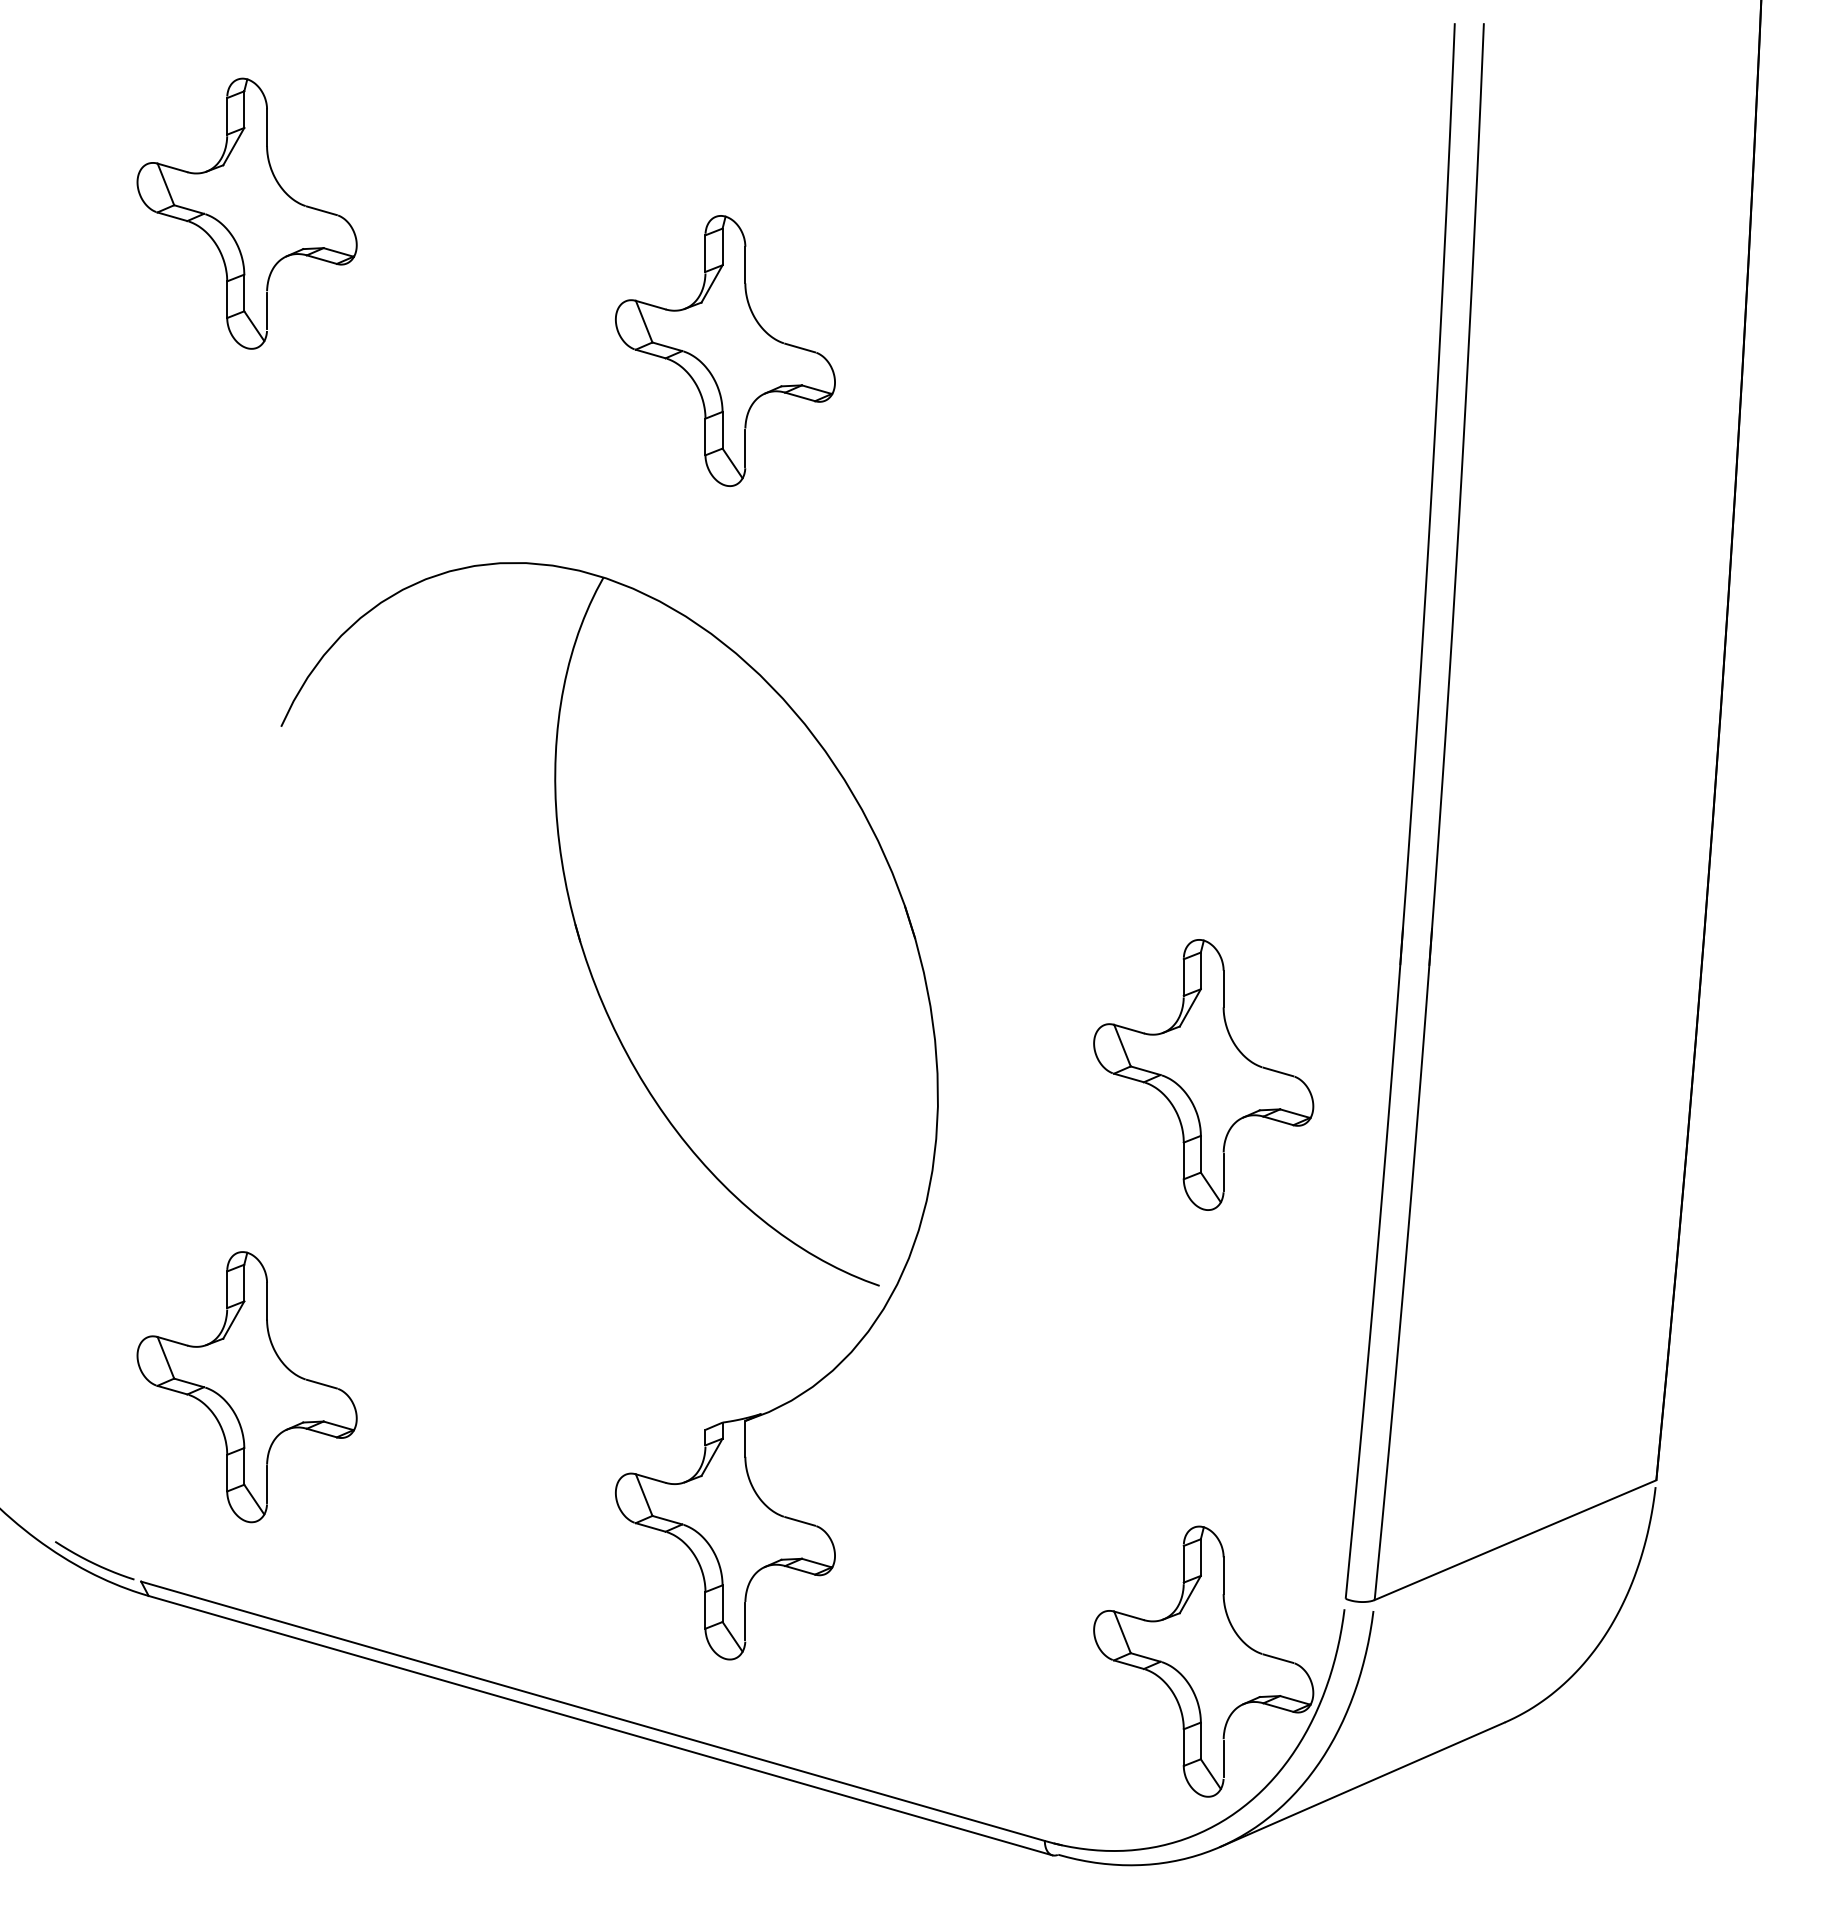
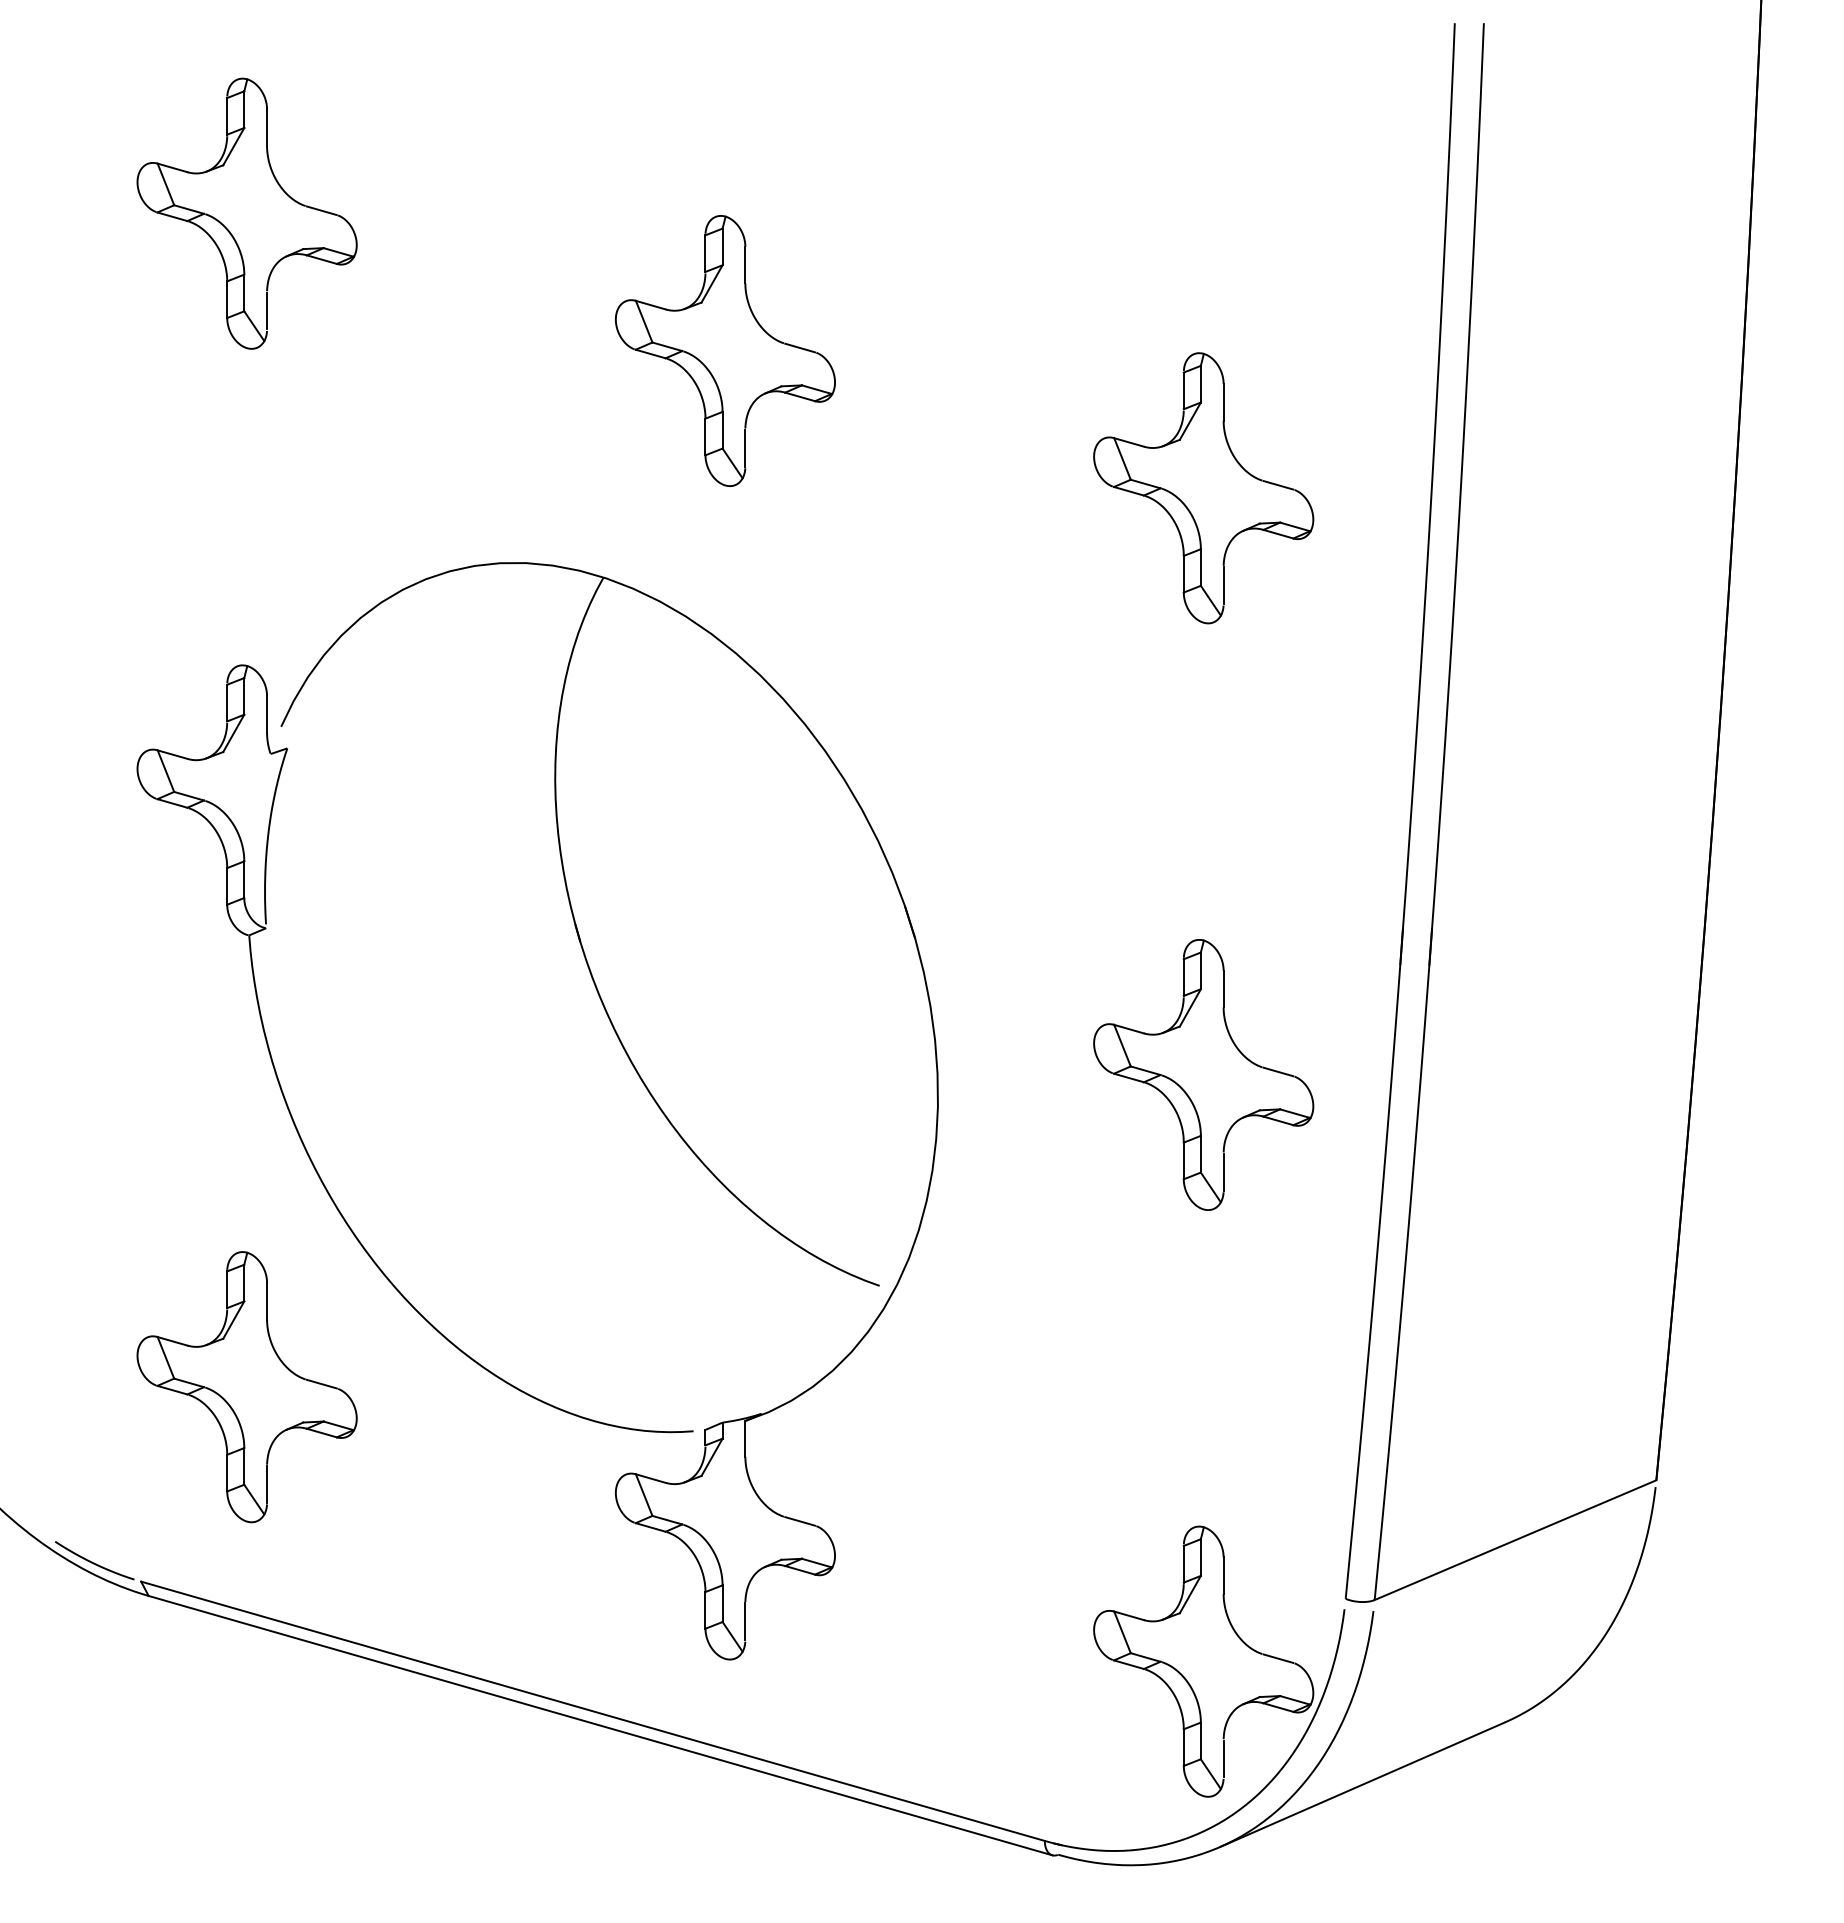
part: none -> present (1203, 488)
part: none -> present (285, 1097)
